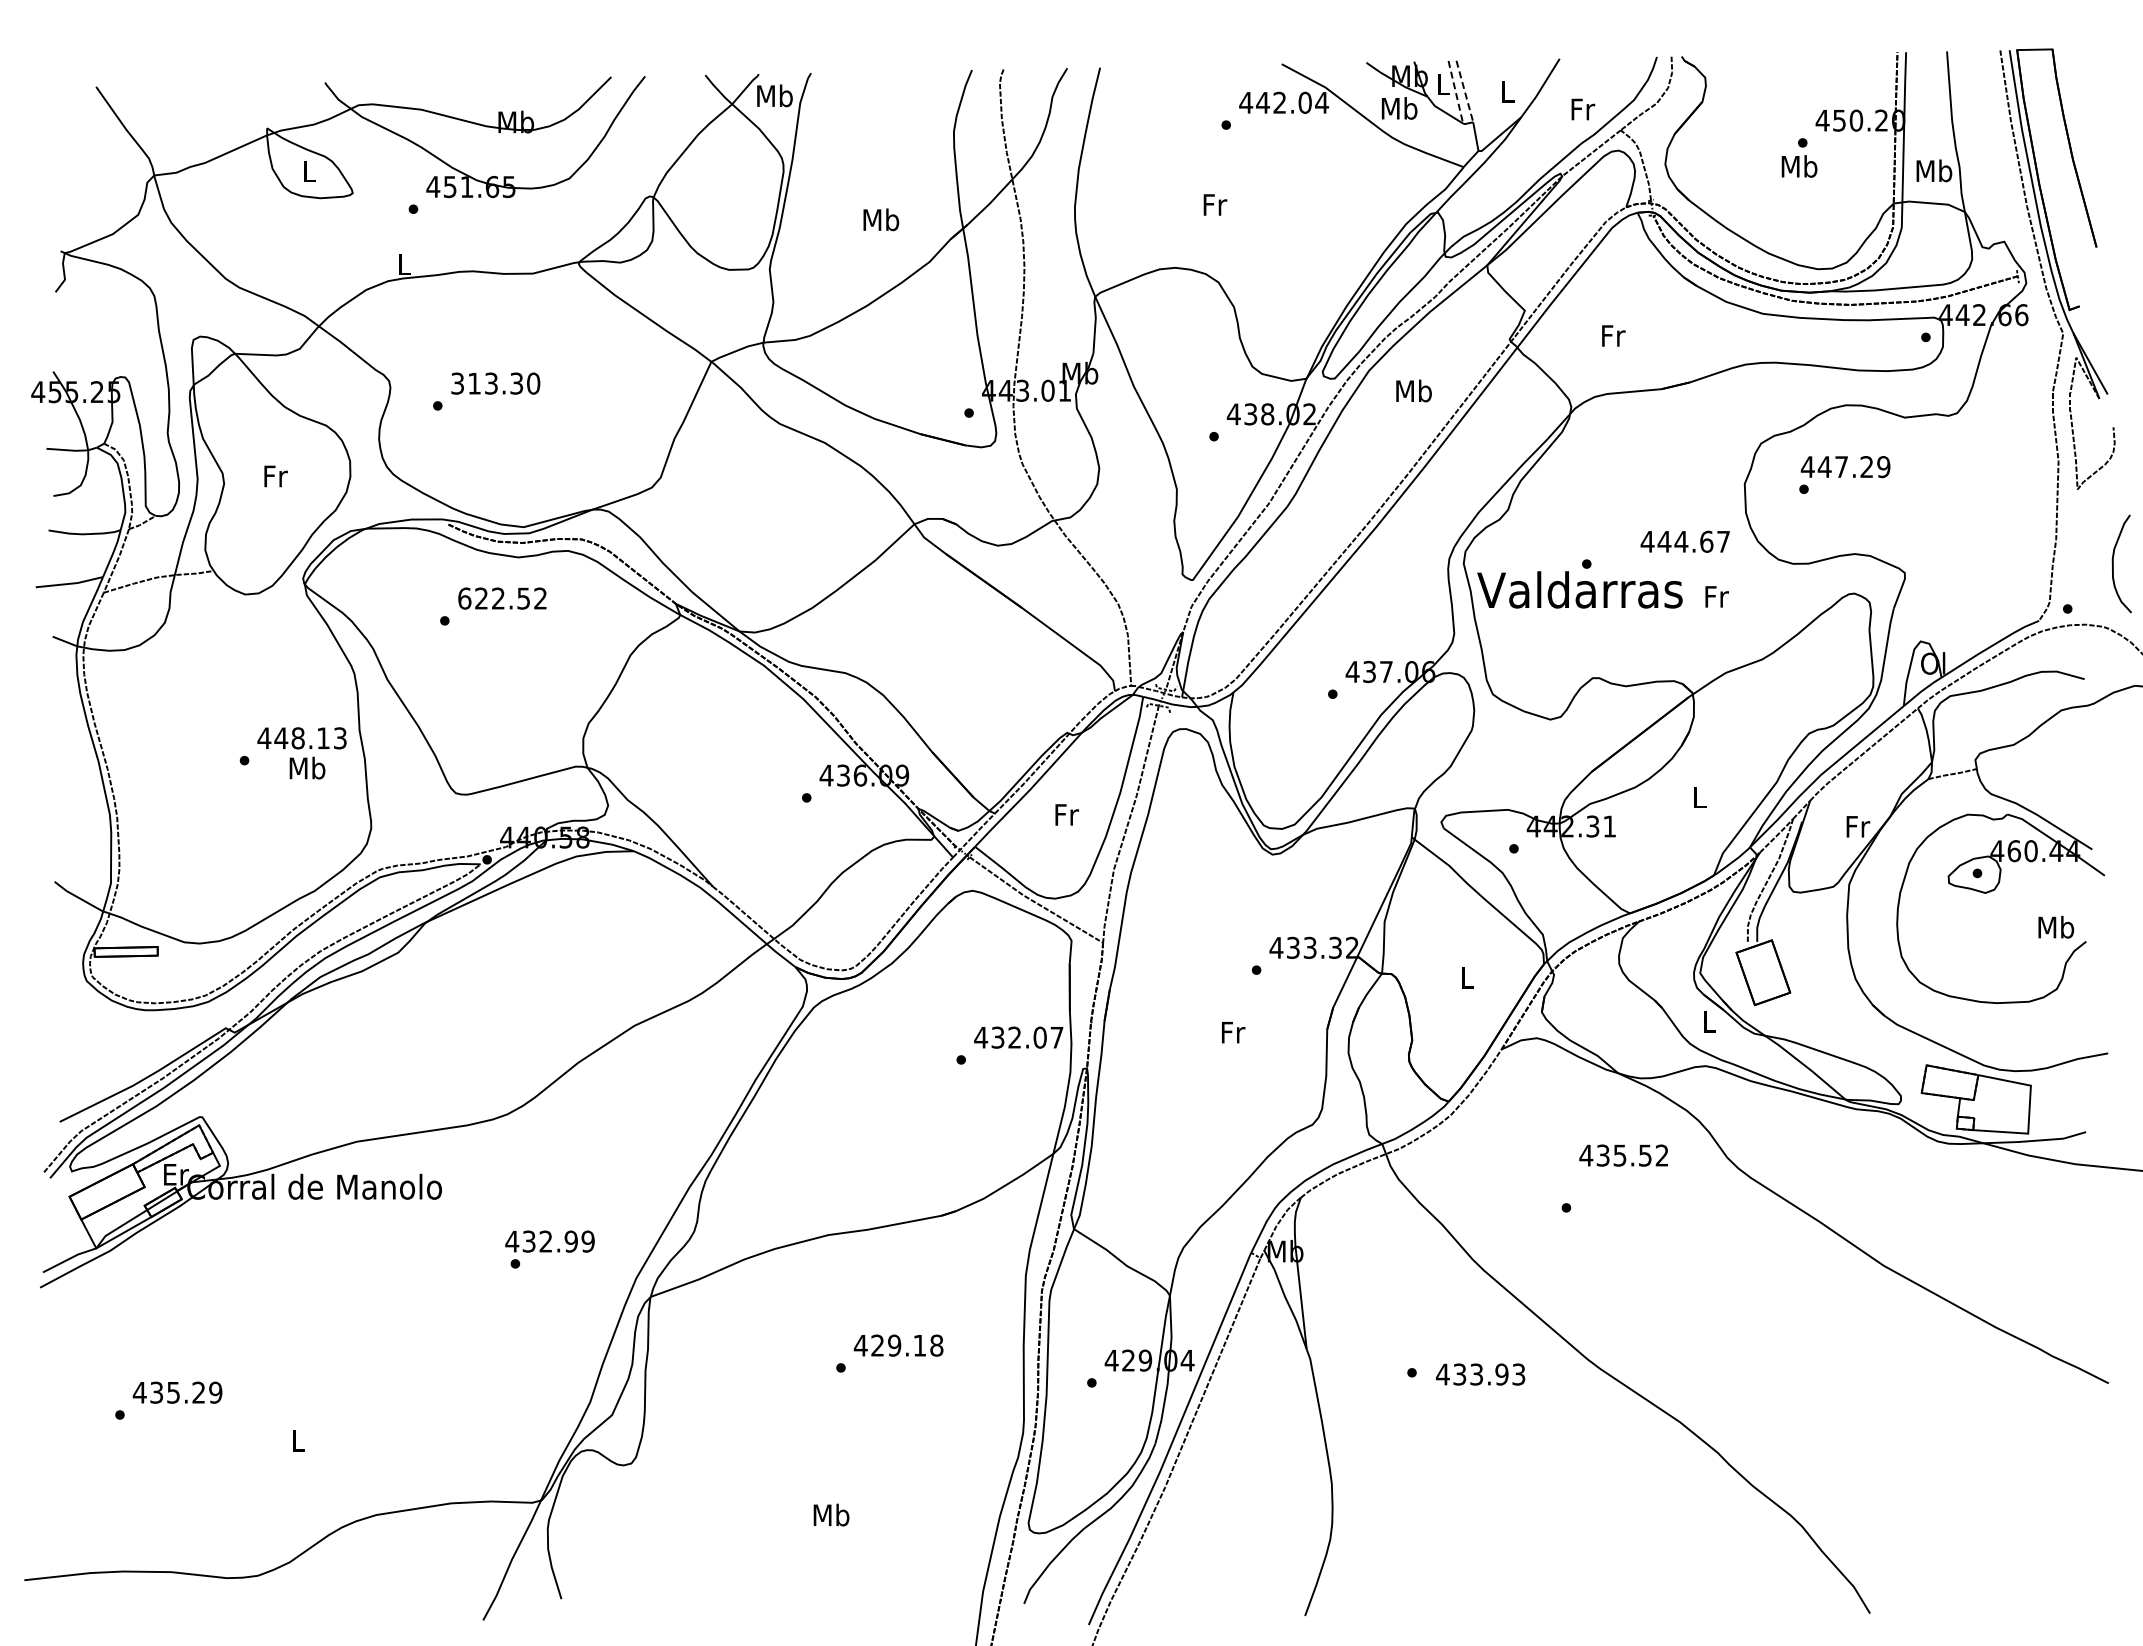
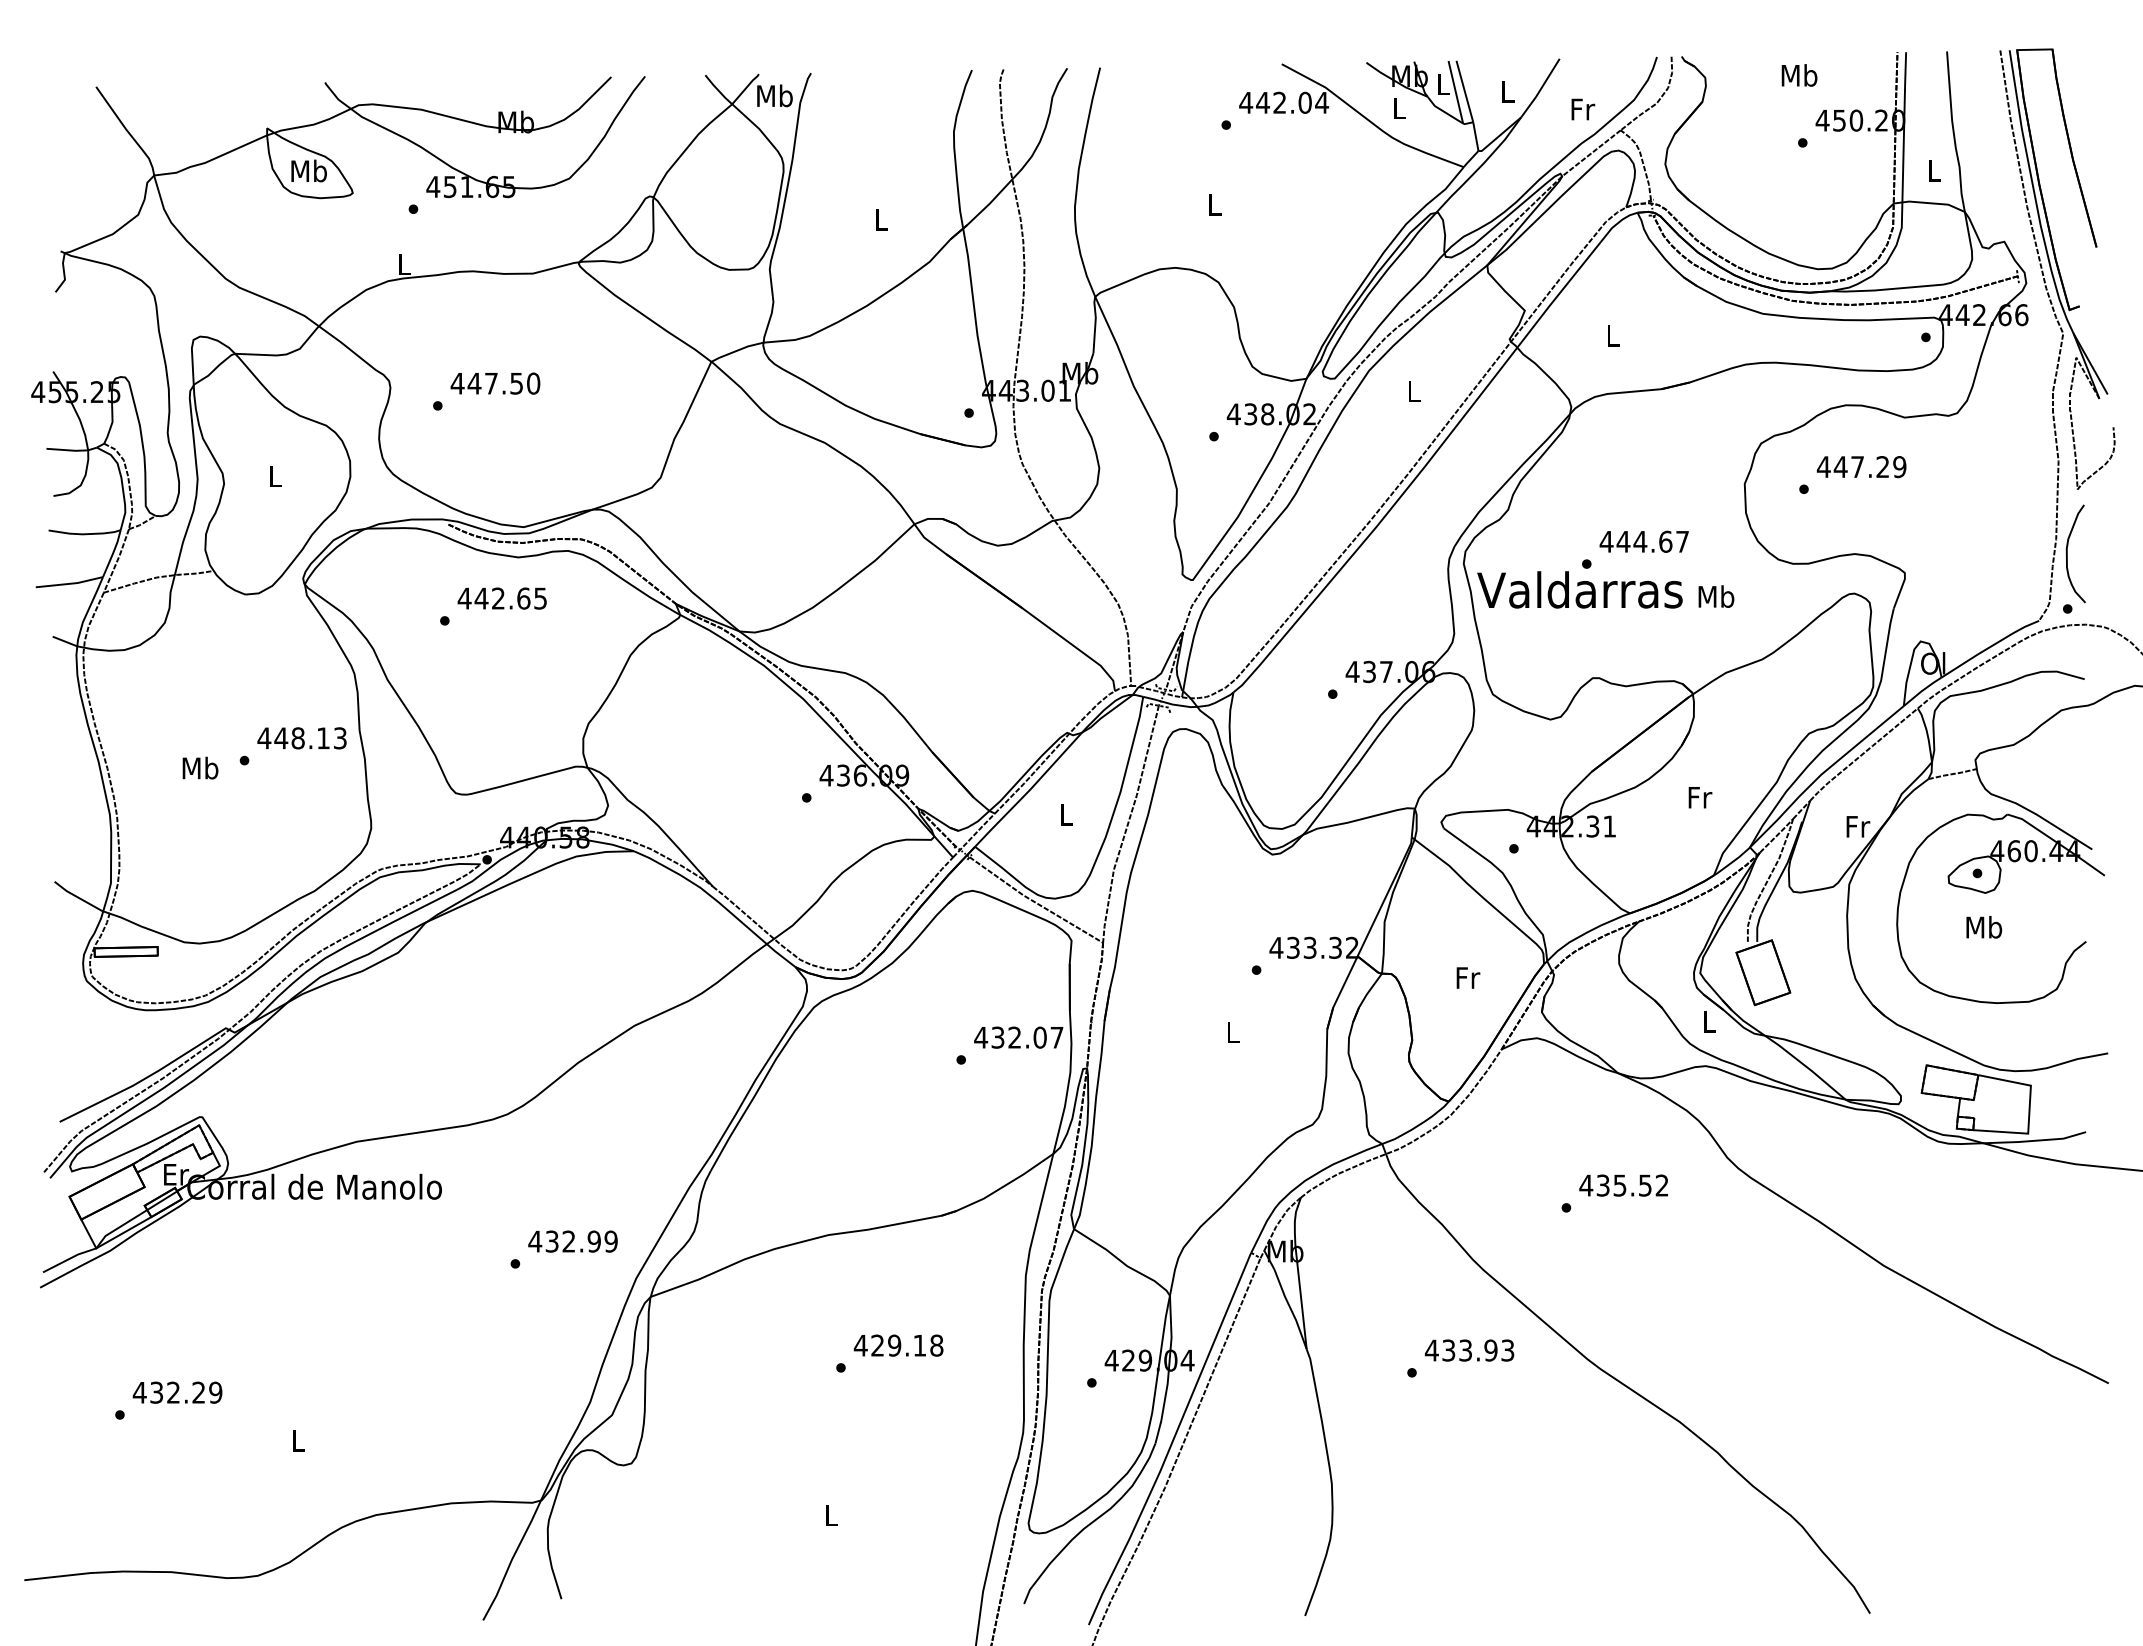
line: dashed -> solid (1464, 91)
line: dashed -> solid (1455, 92)
text: Mb -> L (1399, 108)
text position: (1799, 166) -> (1799, 75) (1799, 75)
text: L -> Mb (308, 170)
text: Mb -> L (1934, 170)
text: Fr -> L (1215, 204)
text: Mb -> L (881, 219)
text: Fr -> L (1613, 335)
text: 313.30 -> 447.50 (486, 383)
text: Mb -> L (1413, 390)
text position: (1845, 467) -> (1861, 467) (1861, 467)
text: Fr -> L (275, 476)
text position: (1684, 541) -> (1643, 541) (1643, 541)
curve position: (2113, 563) -> (2067, 553) (2067, 553)
text: Fr -> Mb (1716, 596)
text: 622.52 -> 442.65 (501, 598)
text position: (307, 767) -> (200, 767) (200, 767)
text: L -> Fr (1700, 797)
text: Fr -> L (1066, 814)
text position: (2056, 927) -> (1984, 927) (1984, 927)
text: L -> Fr (1468, 977)
text: Fr -> L (1233, 1032)
text position: (1623, 1155) -> (1623, 1185) (1623, 1185)
text position: (549, 1241) -> (572, 1241) (572, 1241)
text position: (1480, 1374) -> (1469, 1350) (1469, 1350)
text: 435.29 -> 432.29 (173, 1392)
text: Mb -> L (831, 1514)
